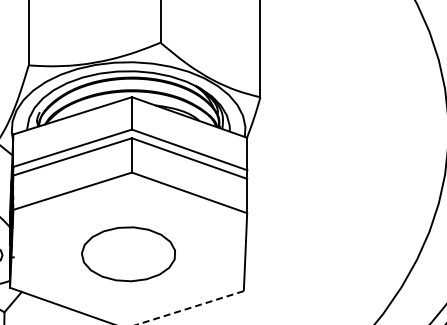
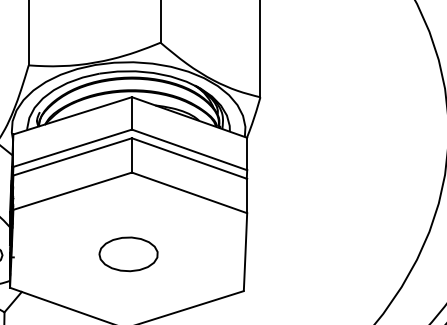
part size: 95x57 px -> 61x37 px (128, 254)
line: dashed -> solid (189, 308)
